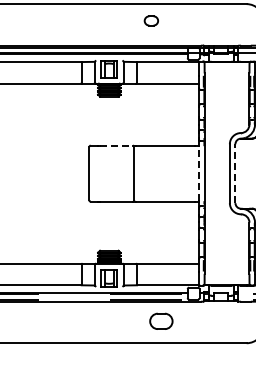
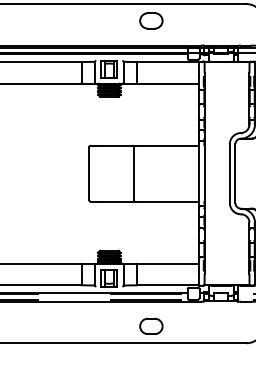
part size: 16x12 px -> 25x18 px (151, 20)
line: dashed -> solid (117, 145)
line: dashed -> solid (199, 173)
line: dashed -> solid (235, 173)
part position: (161, 320) -> (151, 325) (151, 325)
